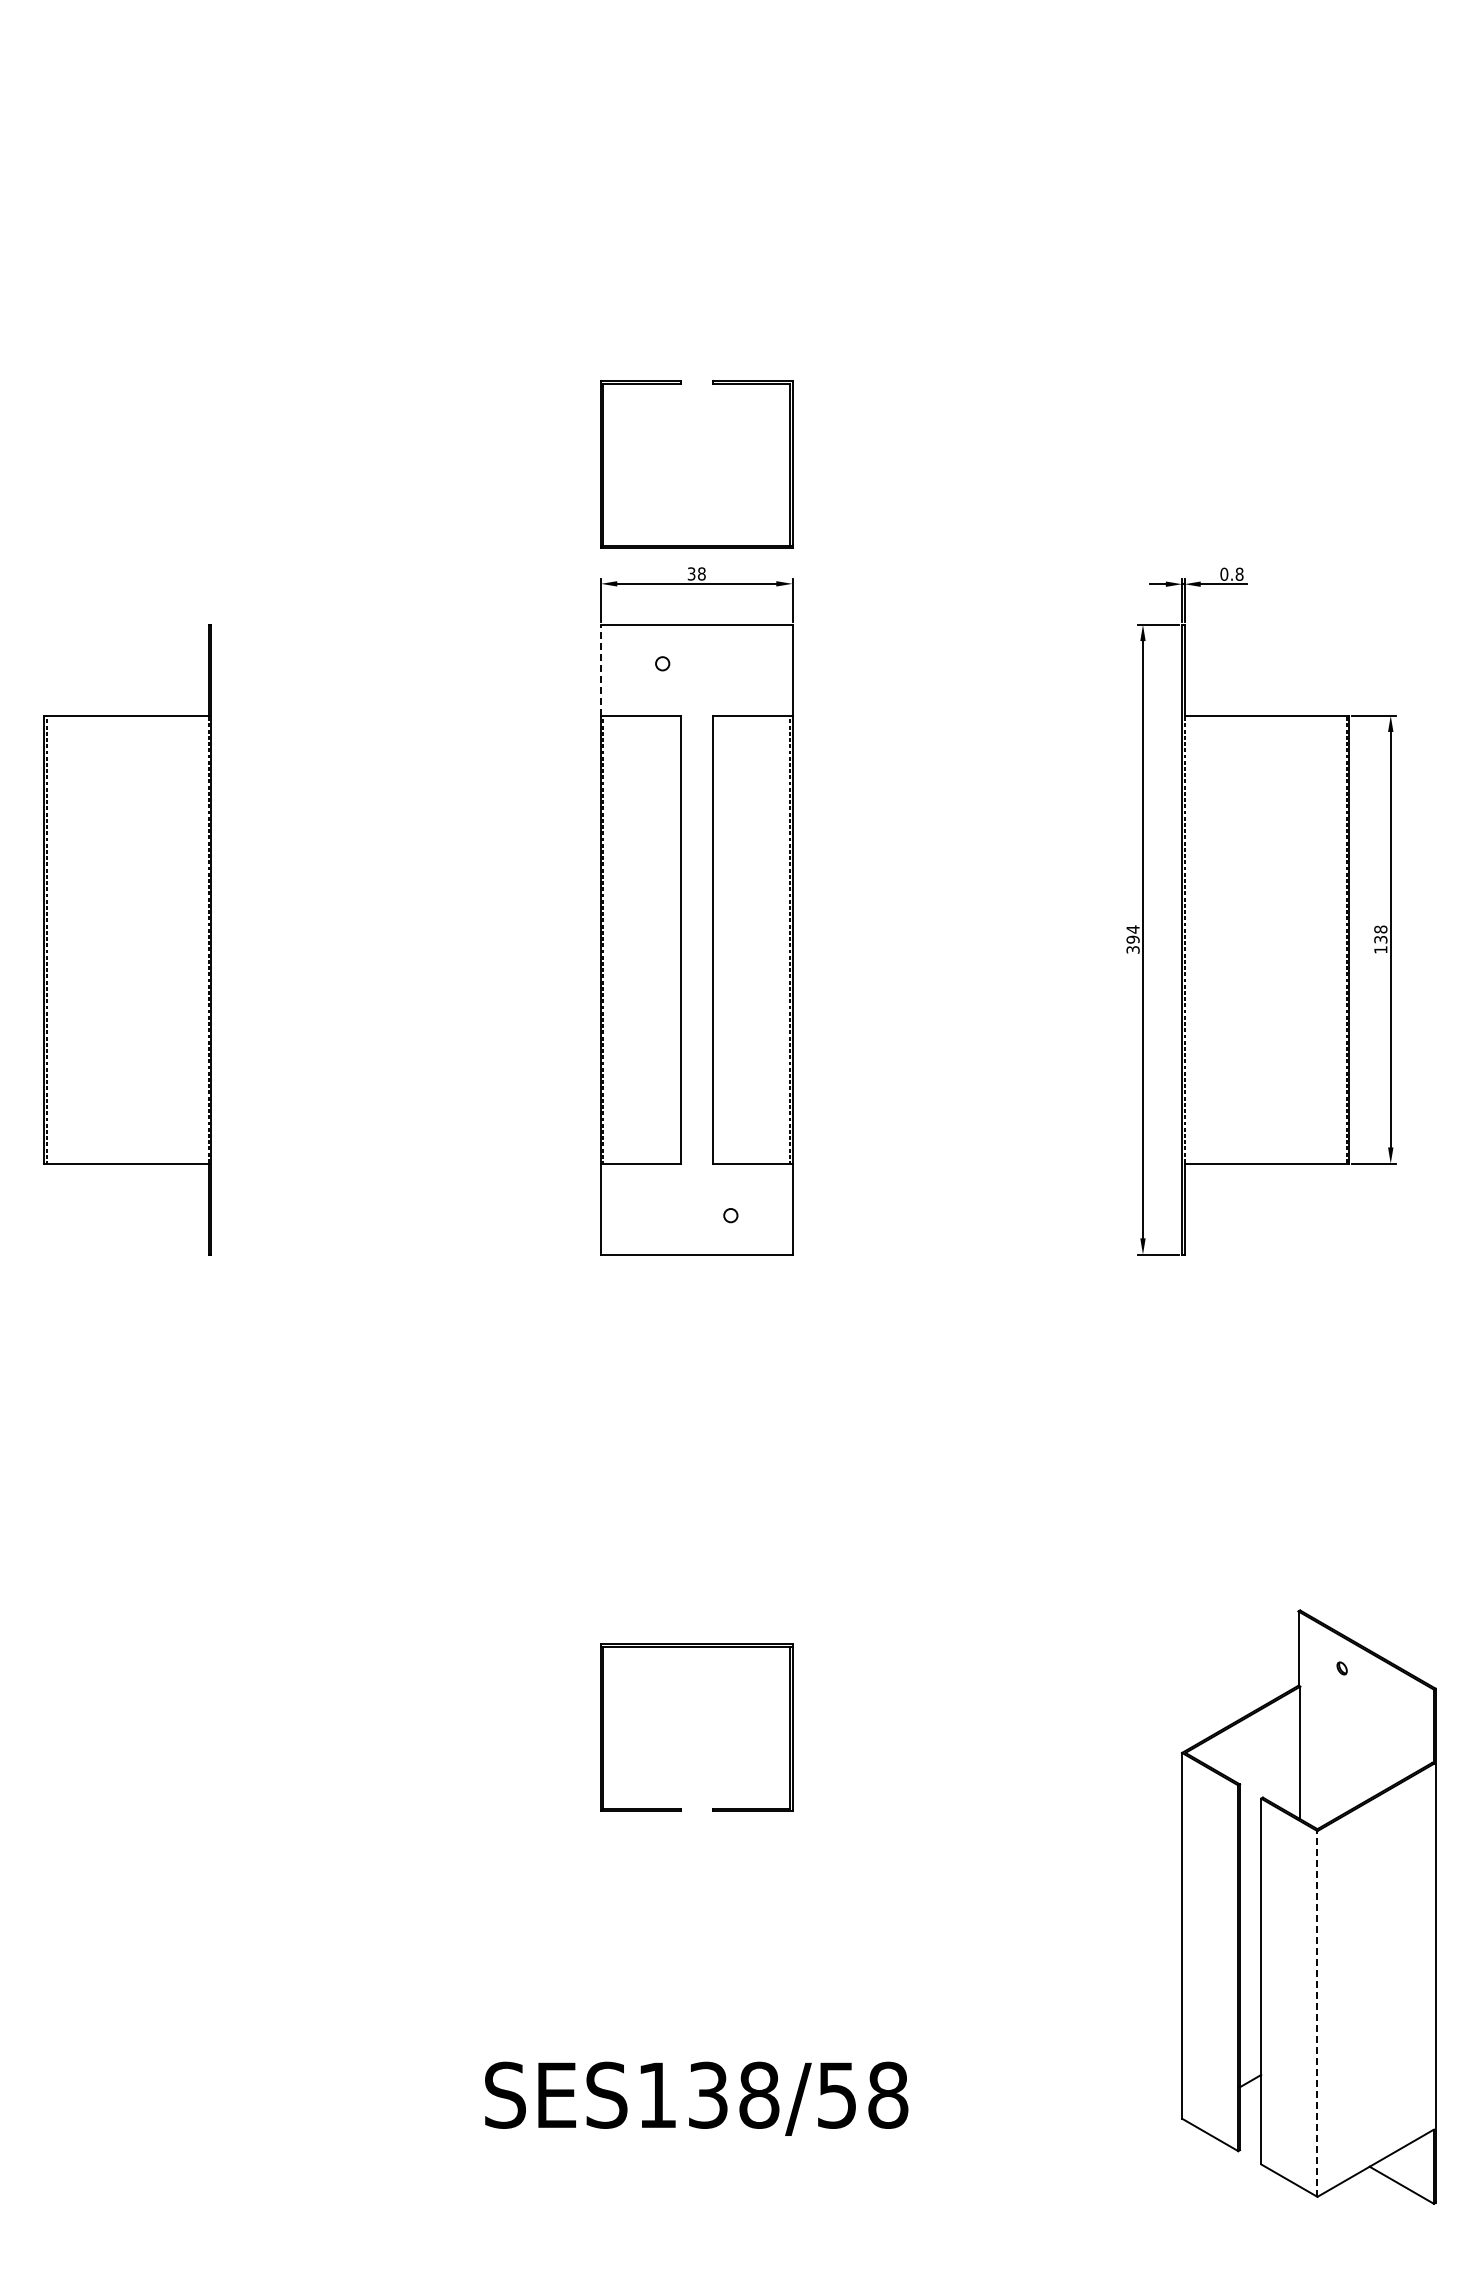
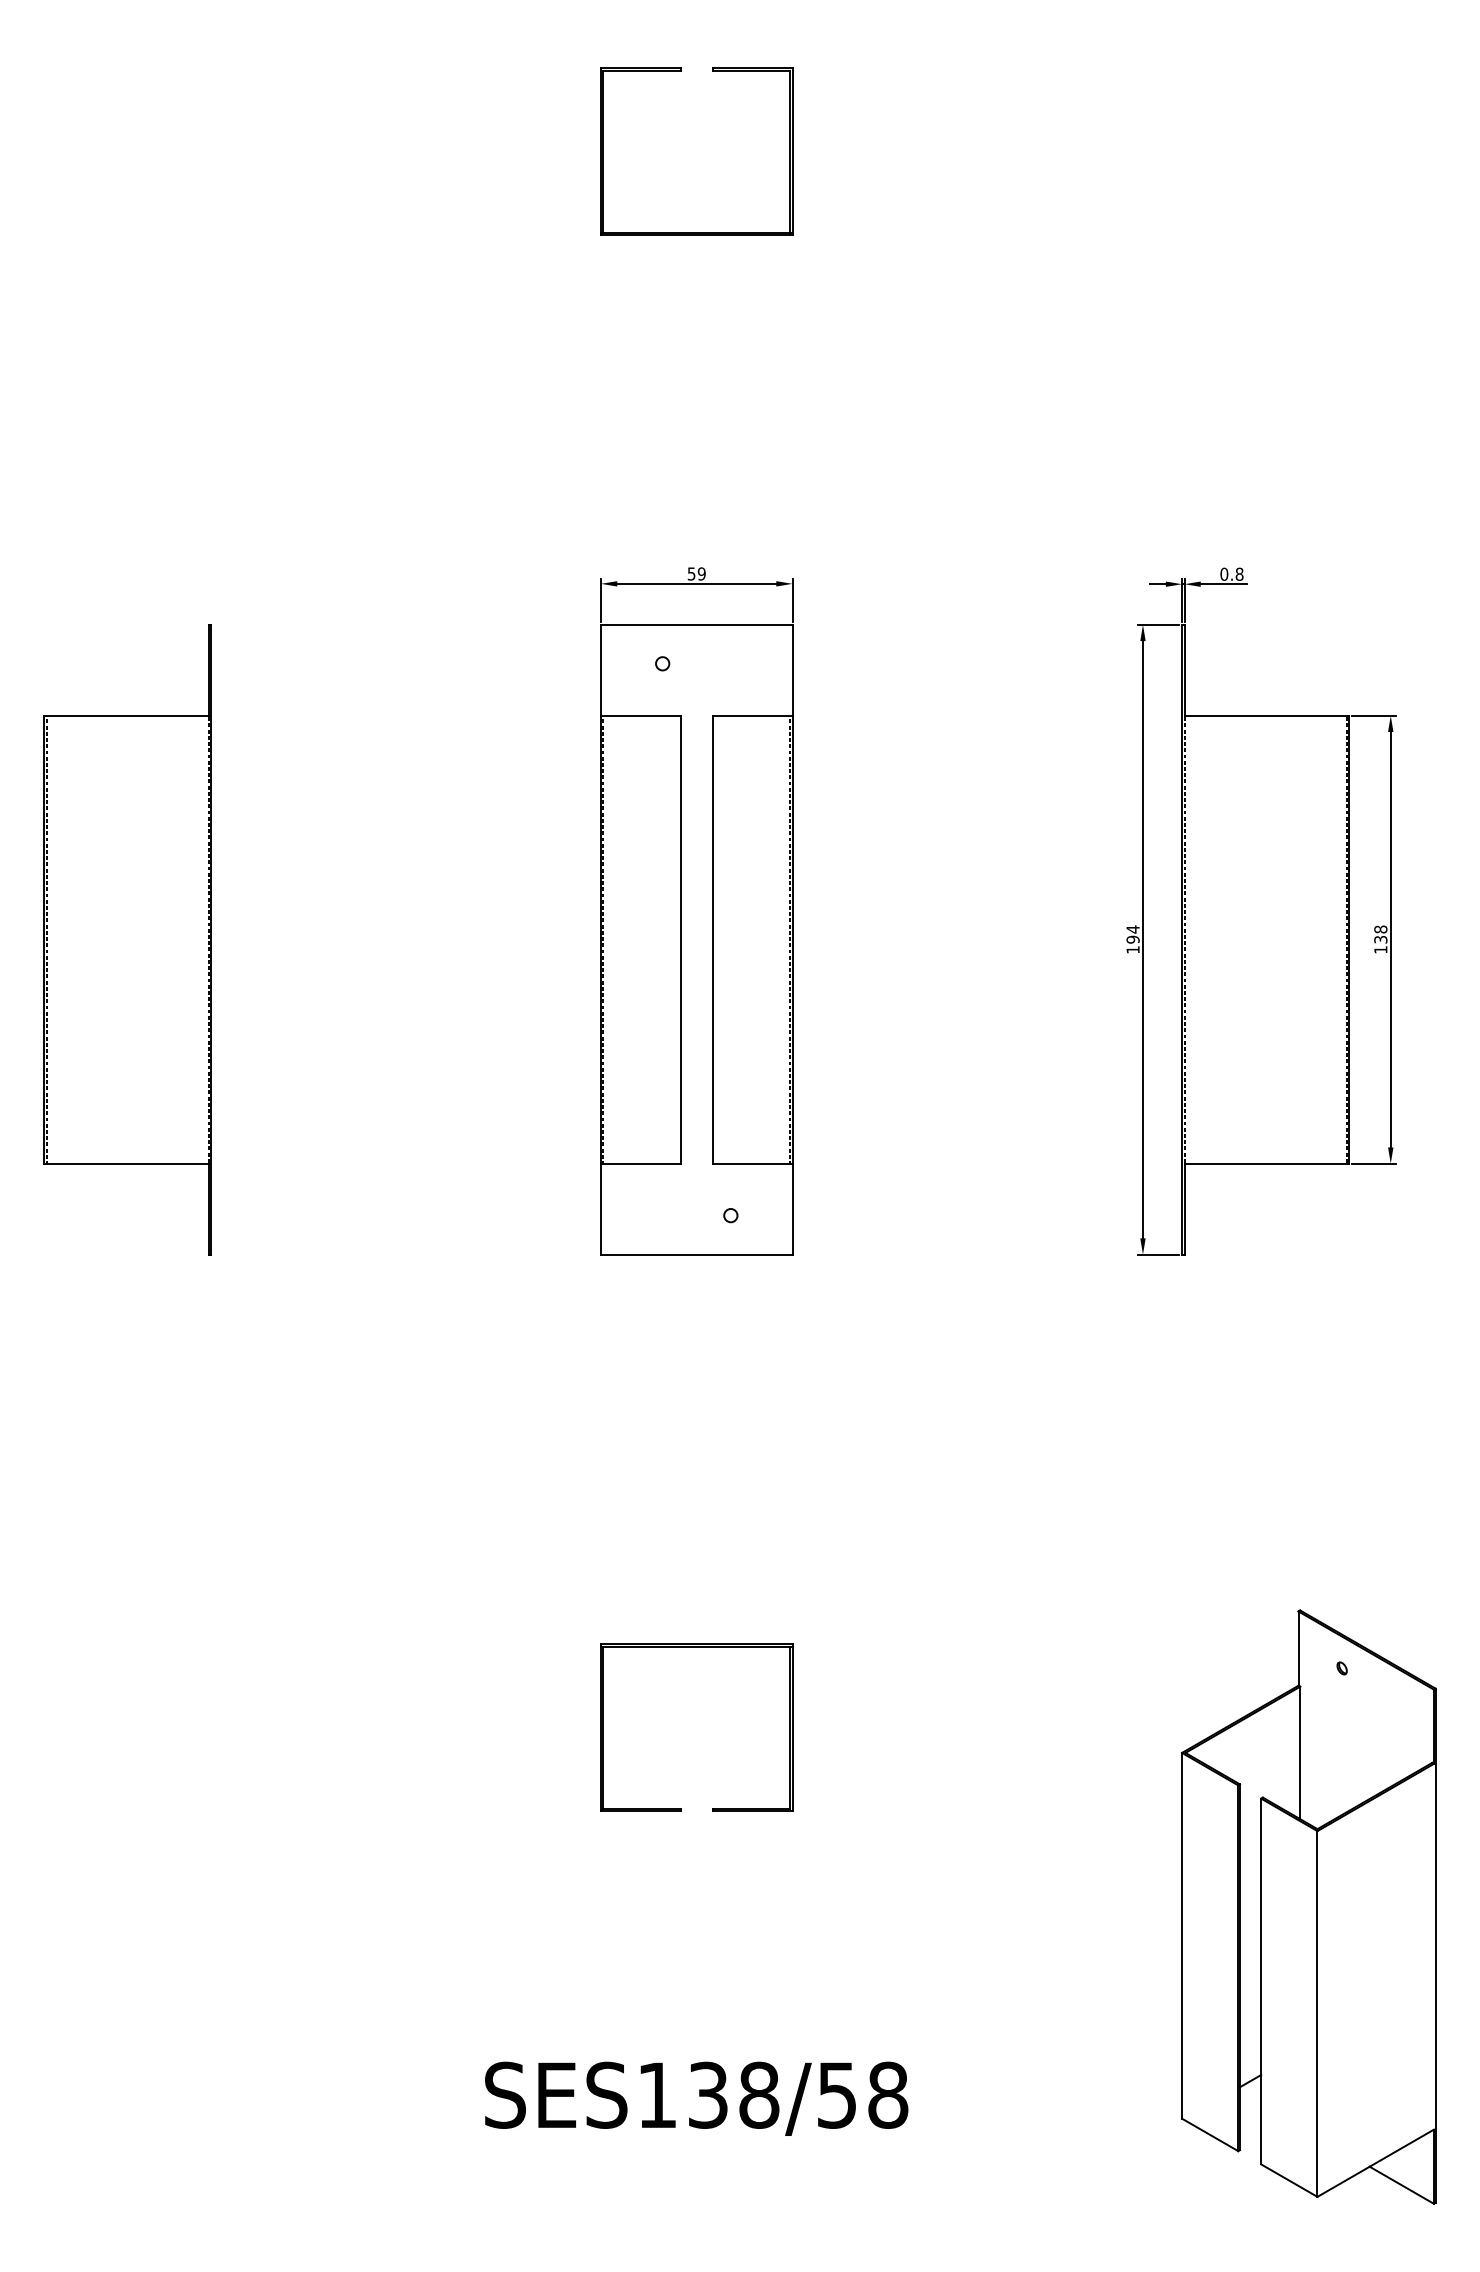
part position: (696, 545) -> (696, 232) (696, 232)
text: 38 -> 59 (696, 573)
line: dashed -> solid (601, 669)
text: 394 -> 194 (1132, 949)
line: dashed -> solid (1317, 2014)
